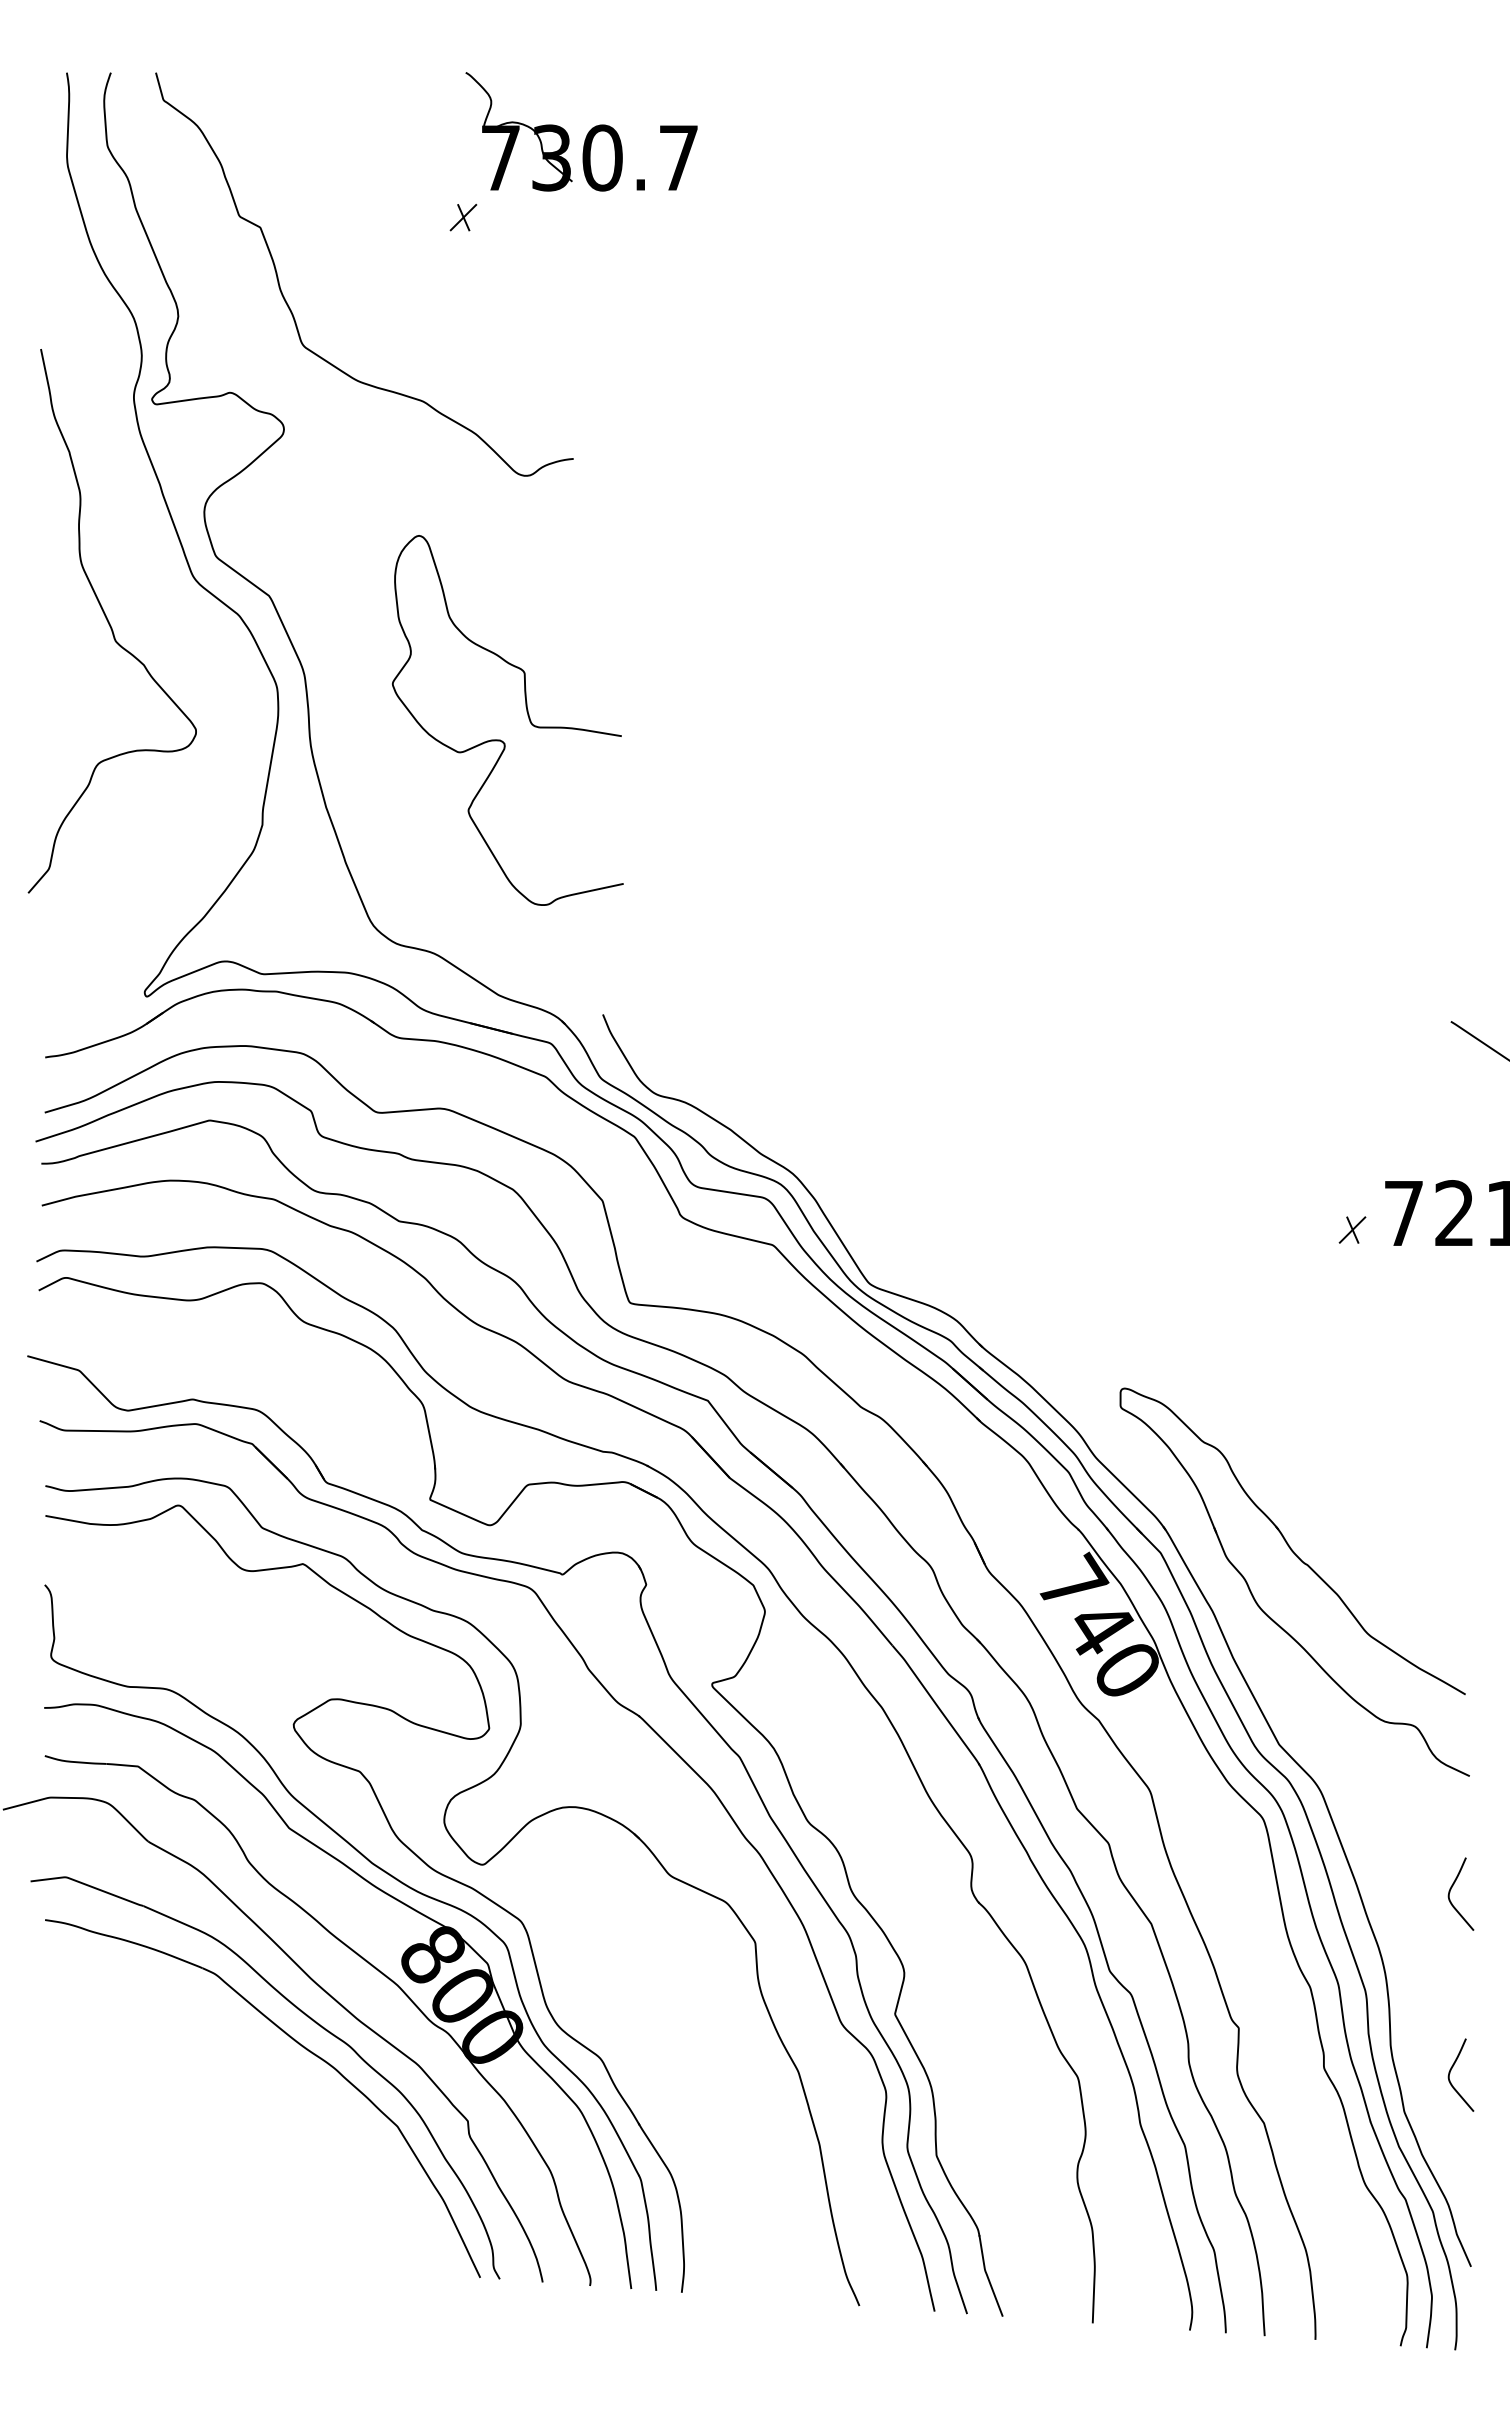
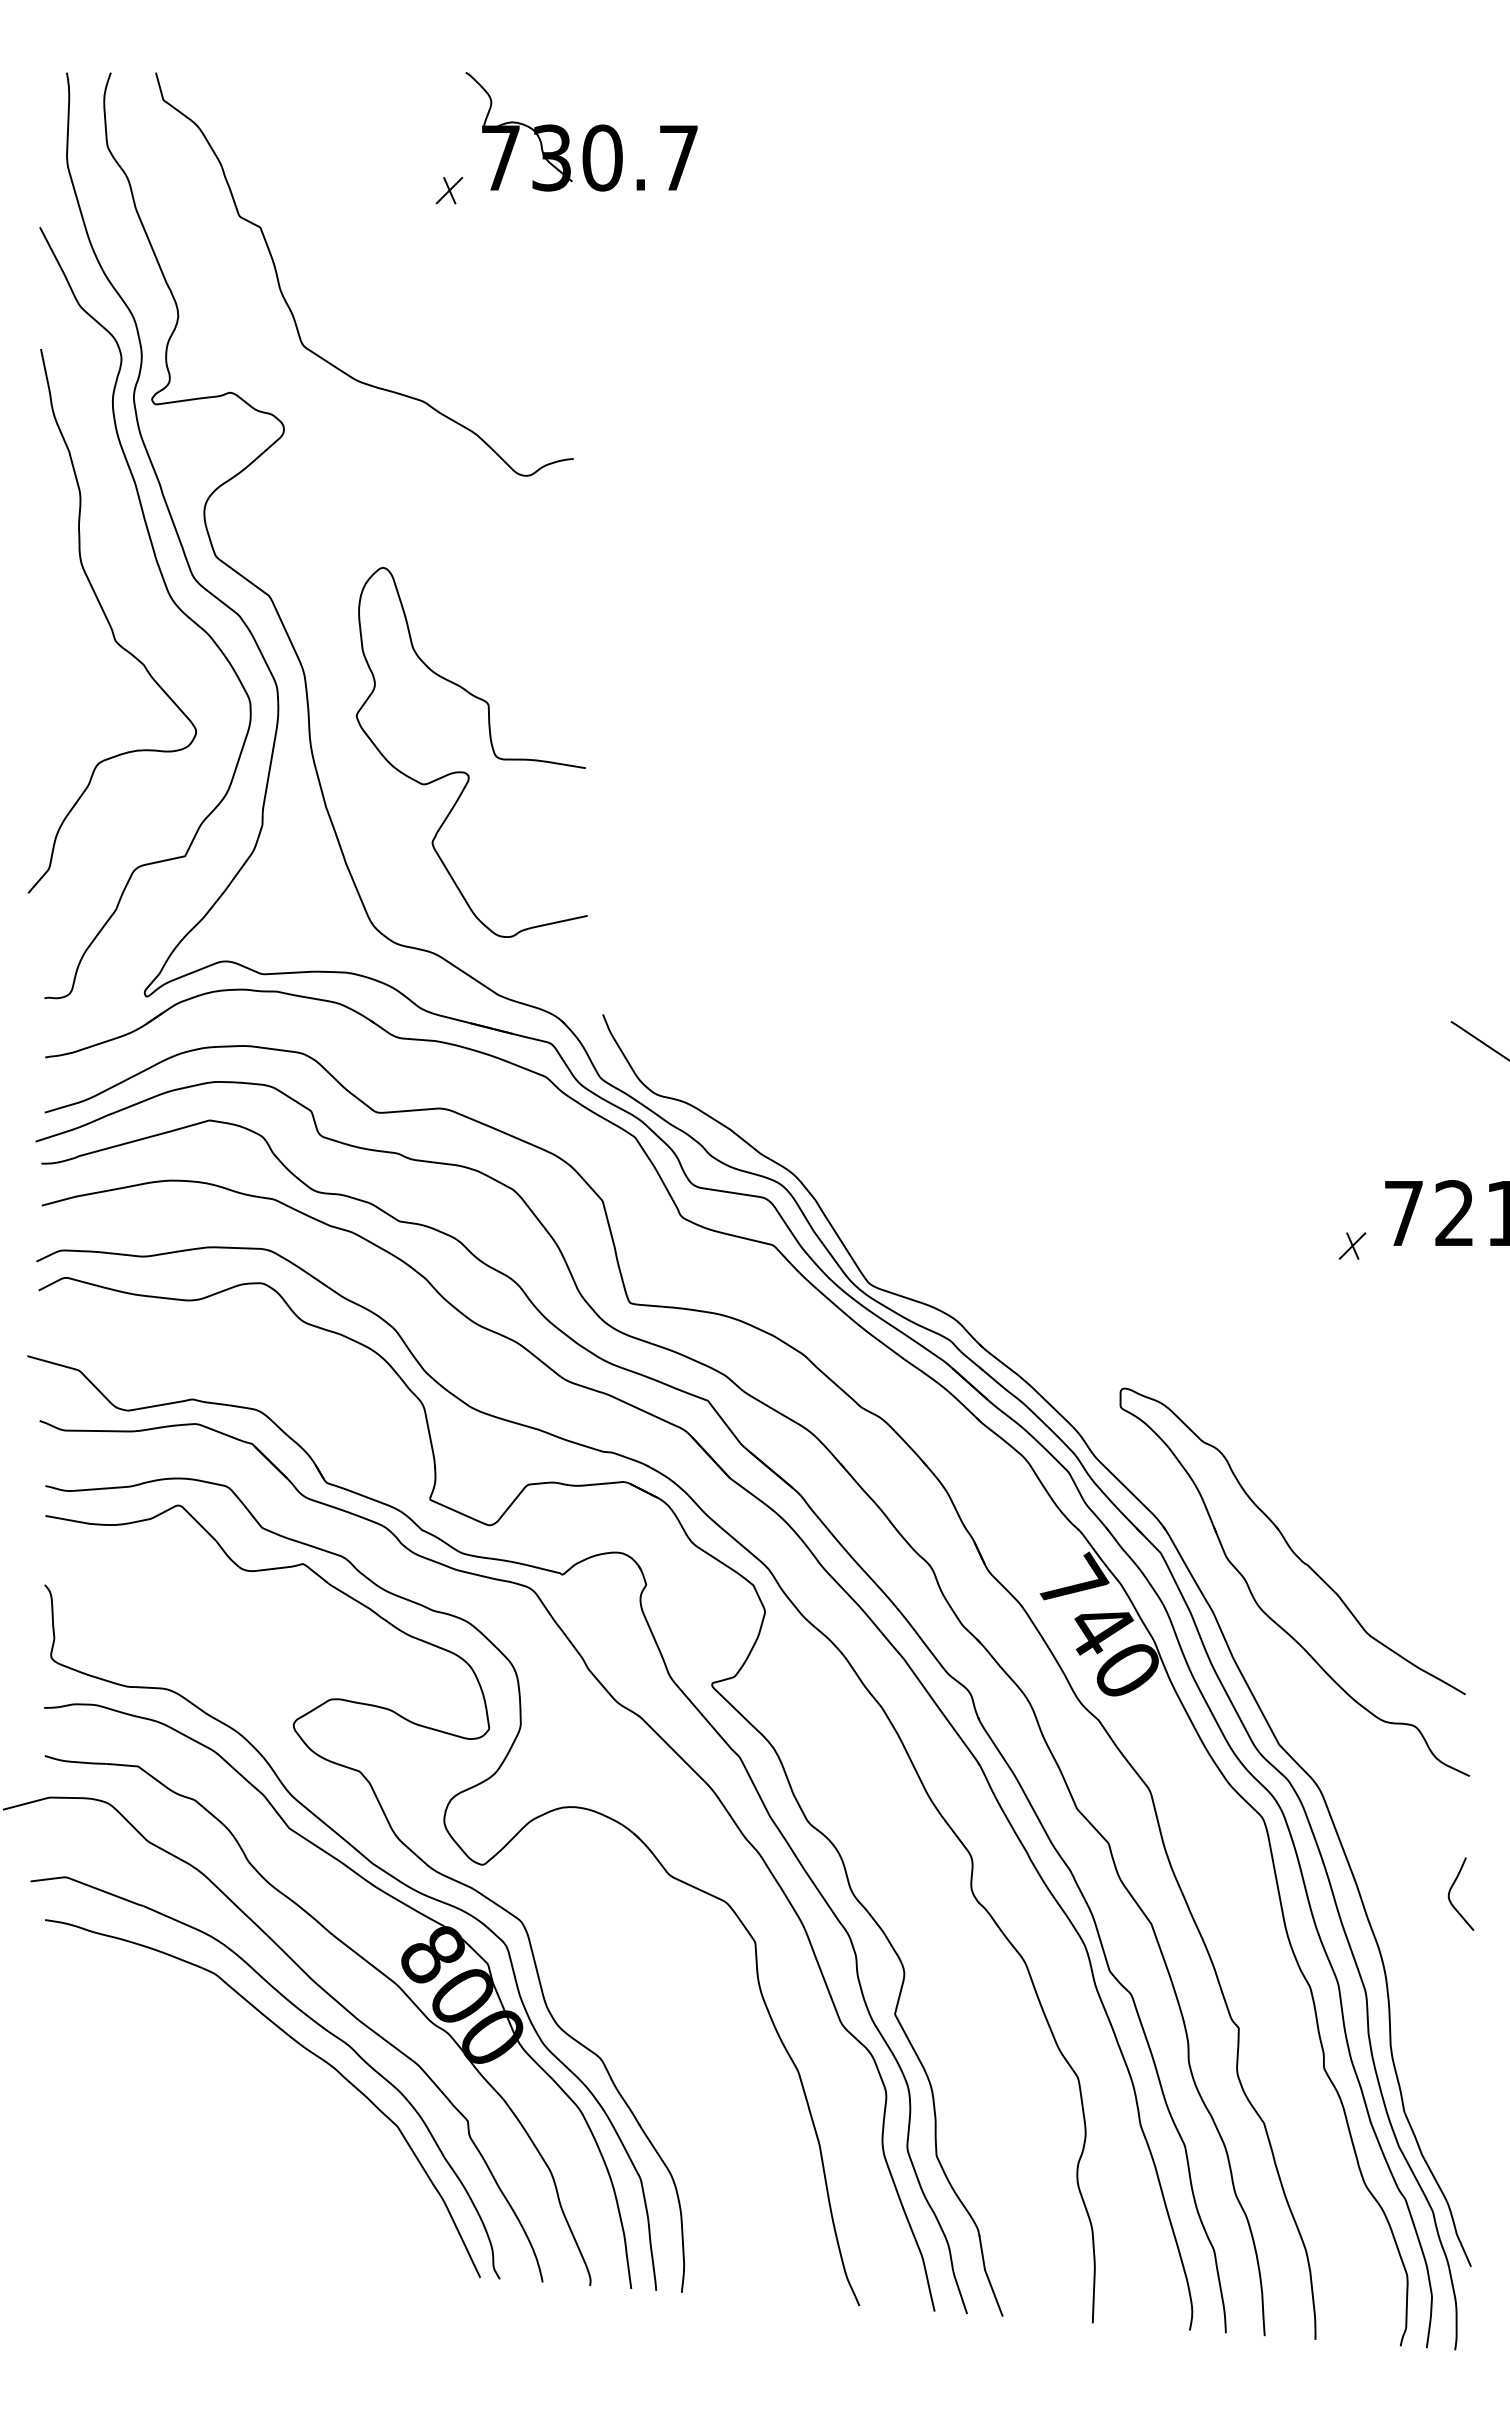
part position: (463, 217) -> (449, 190) (449, 190)
curve: none -> present (171, 600)
curve position: (500, 739) -> (464, 771) (464, 771)
part position: (1352, 1229) -> (1352, 1245) (1352, 1245)
curve: present -> none (1451, 2070)
